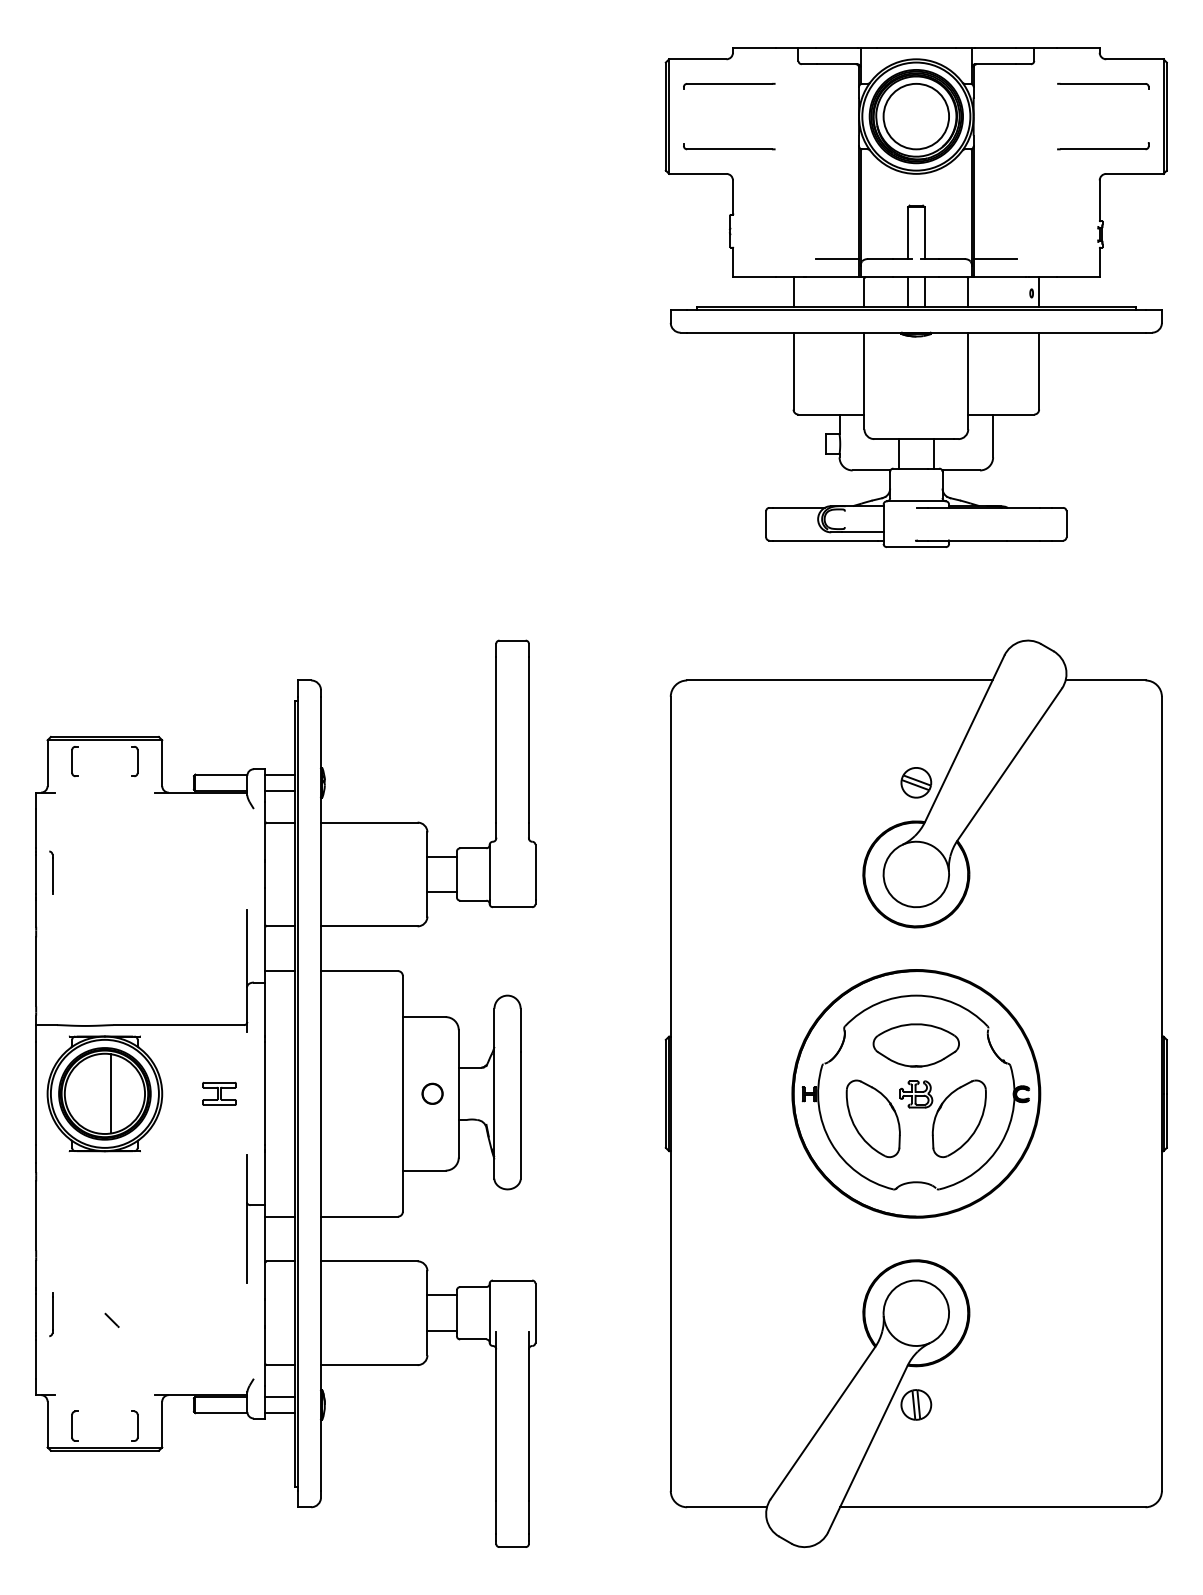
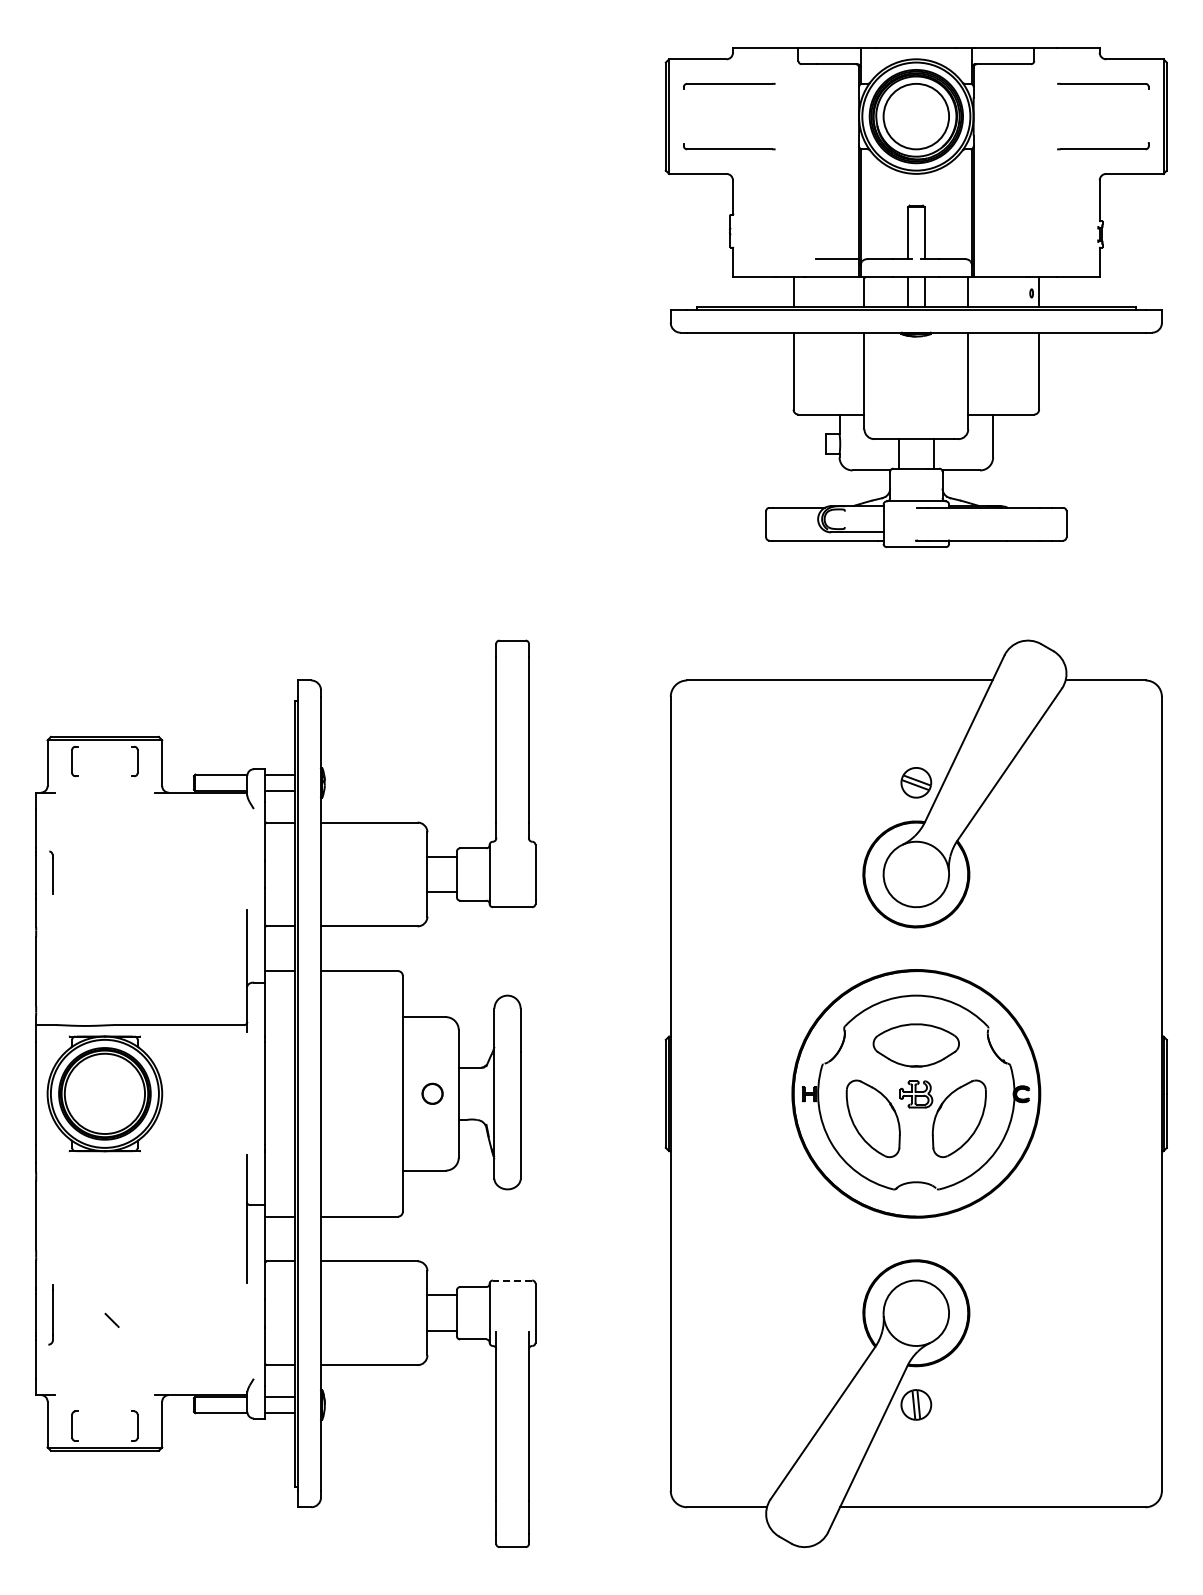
line: present -> none (994, 259)
line: present -> none (111, 1093)
part: present -> none (219, 1093)
line: solid -> dashed (512, 1280)
part size: 5x46 px -> 6x62 px (50, 1314)
